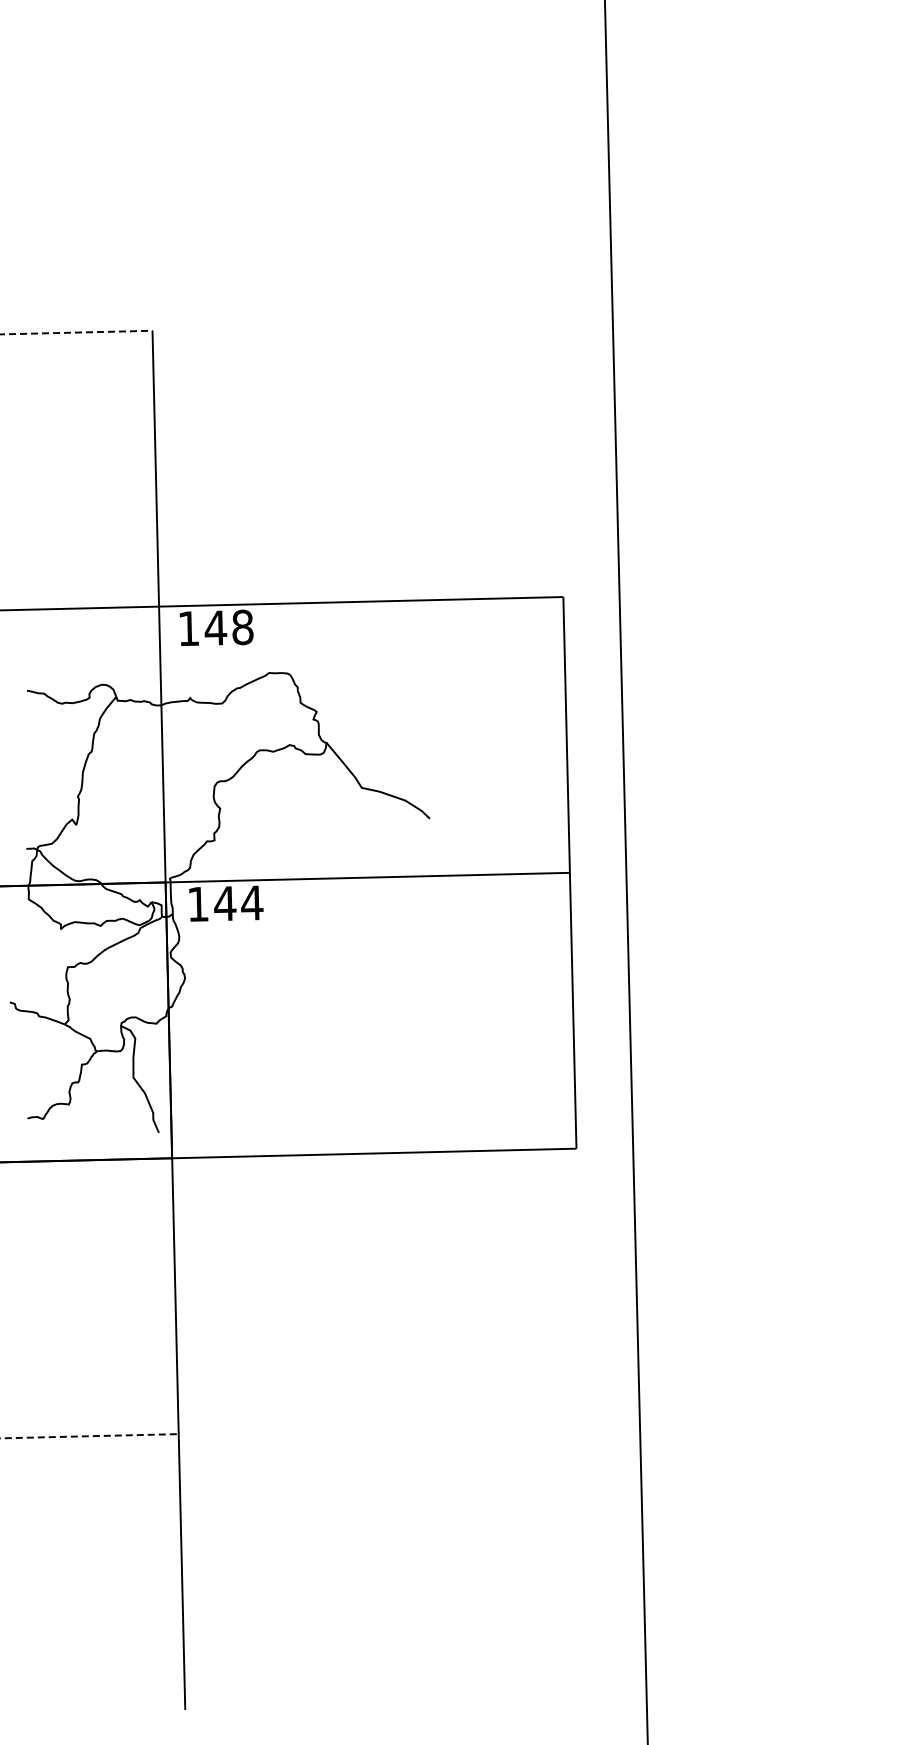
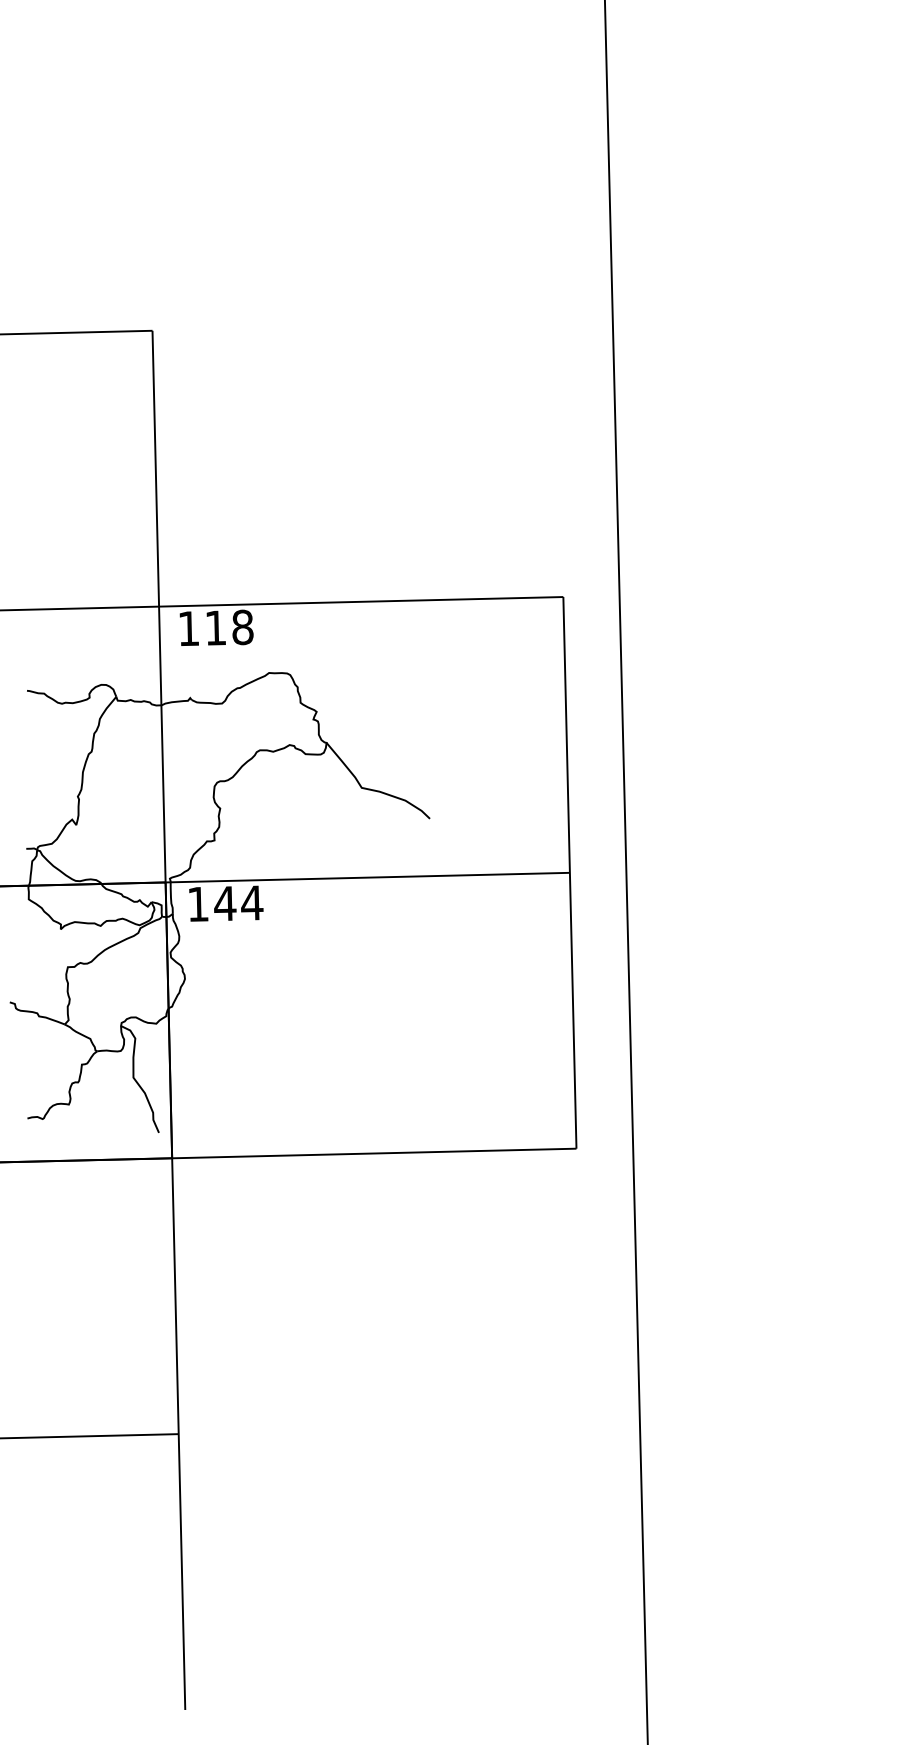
line: dashed -> solid (76, 332)
text: 148 -> 118 (215, 627)
line: dashed -> solid (89, 1436)
